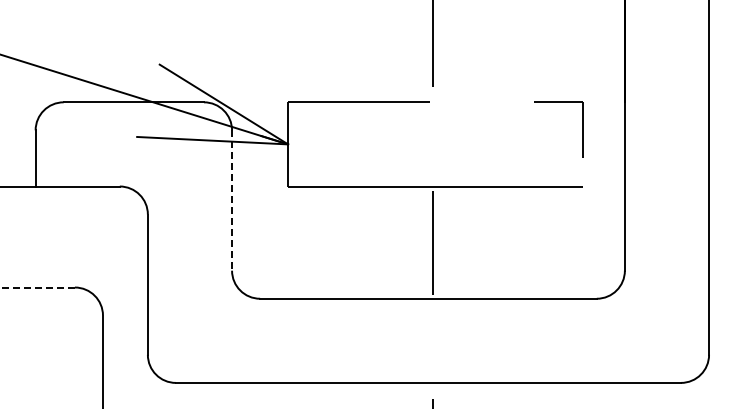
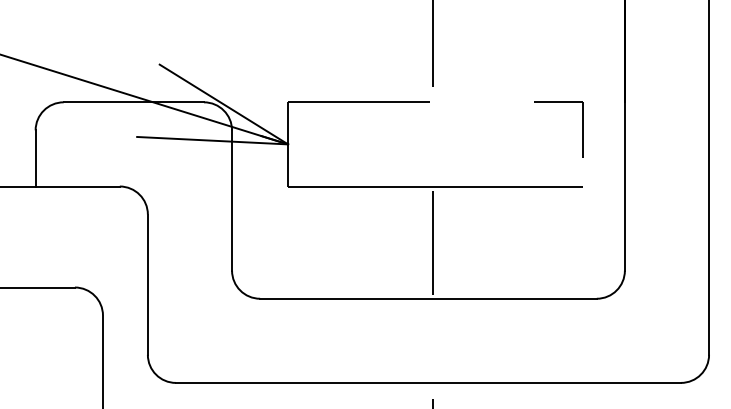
line: dashed -> solid (232, 201)
line: dashed -> solid (37, 287)
